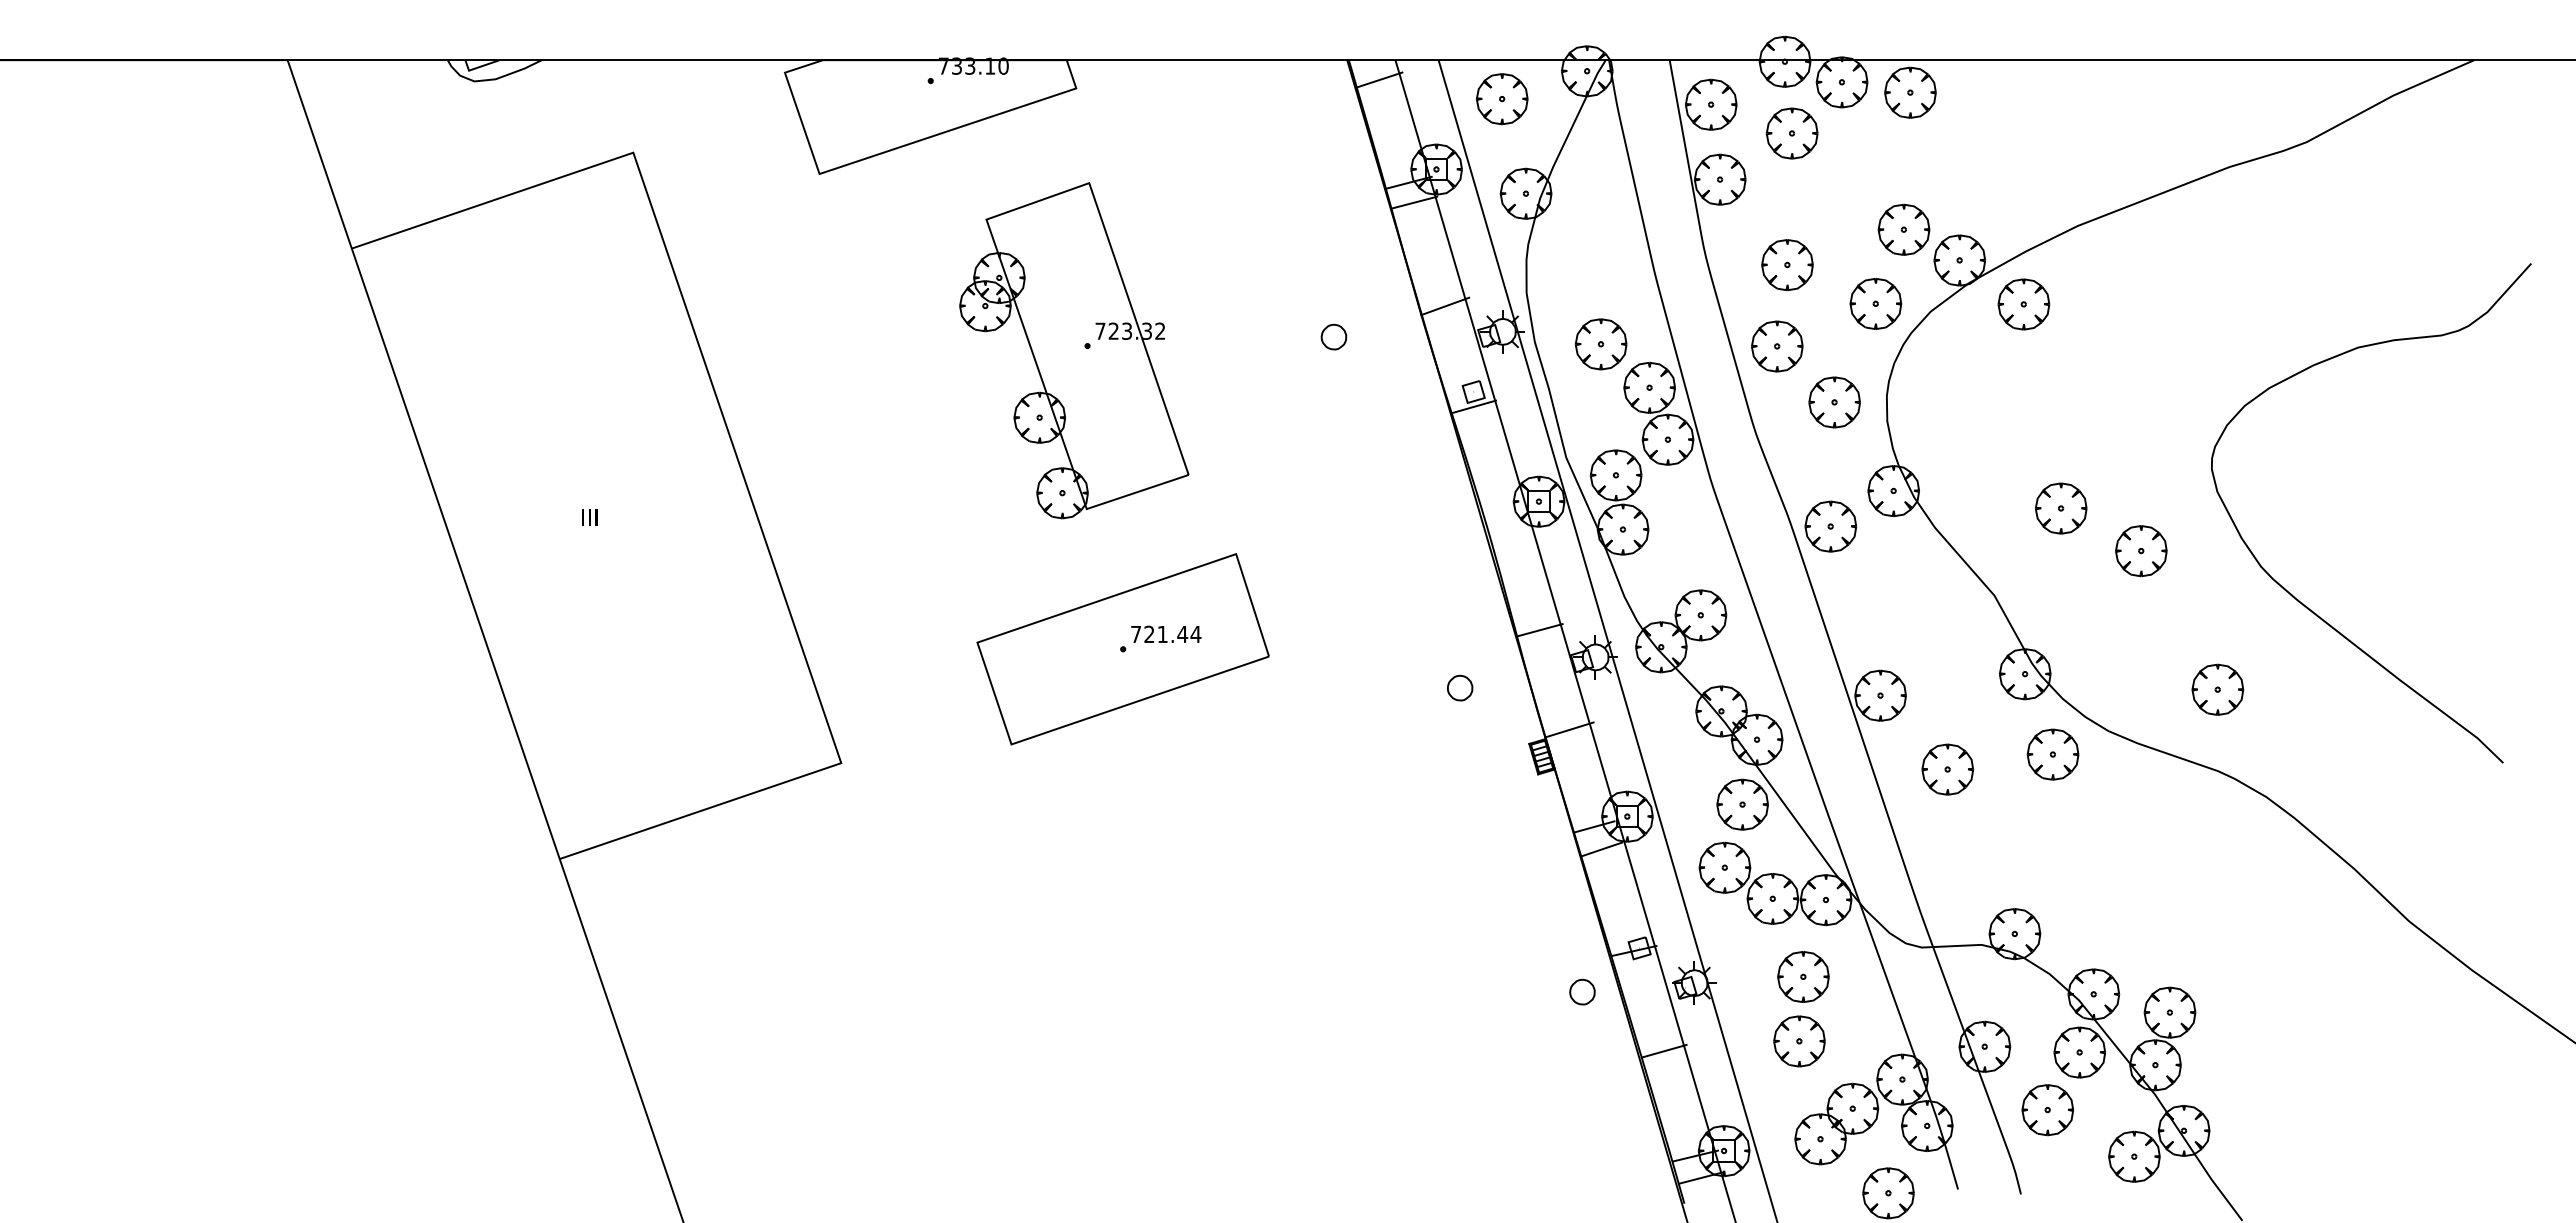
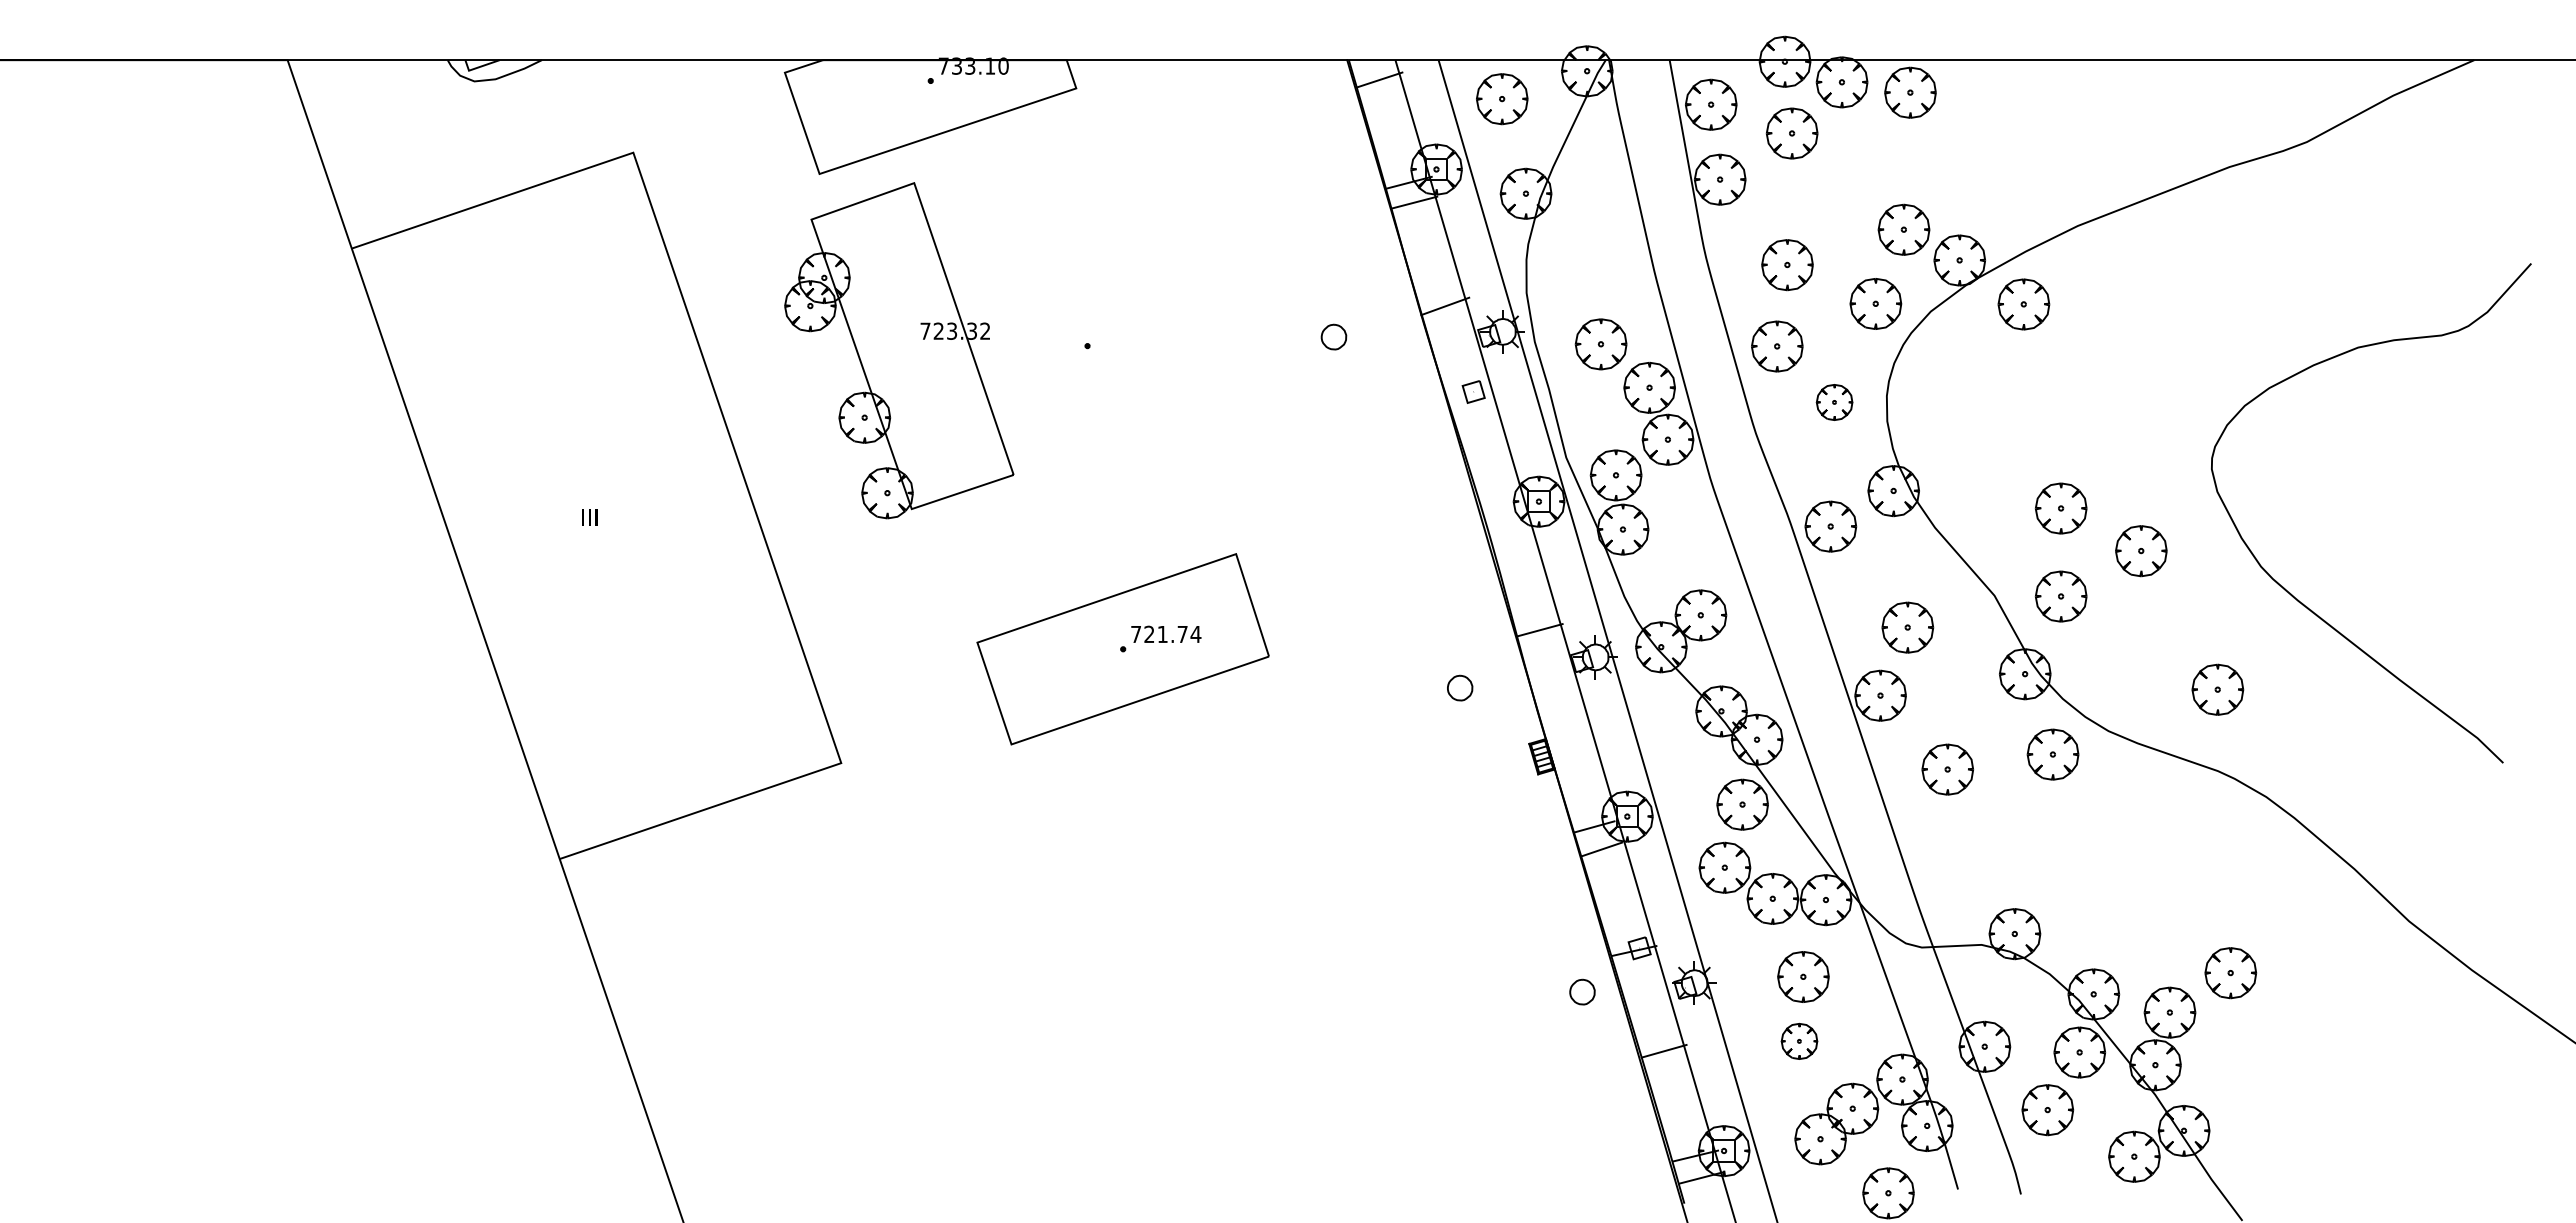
part position: (1074, 350) -> (899, 350) (899, 350)
part size: 53x53 px -> 39x37 px (1834, 402)
line: present -> none (1473, 406)
part: none -> present (2060, 596)
part: none -> present (1907, 627)
text: 721.44 -> 721.74 (1182, 634)
line: present -> none (1569, 729)
part: none -> present (2230, 973)
part size: 53x53 px -> 39x38 px (1799, 1040)
